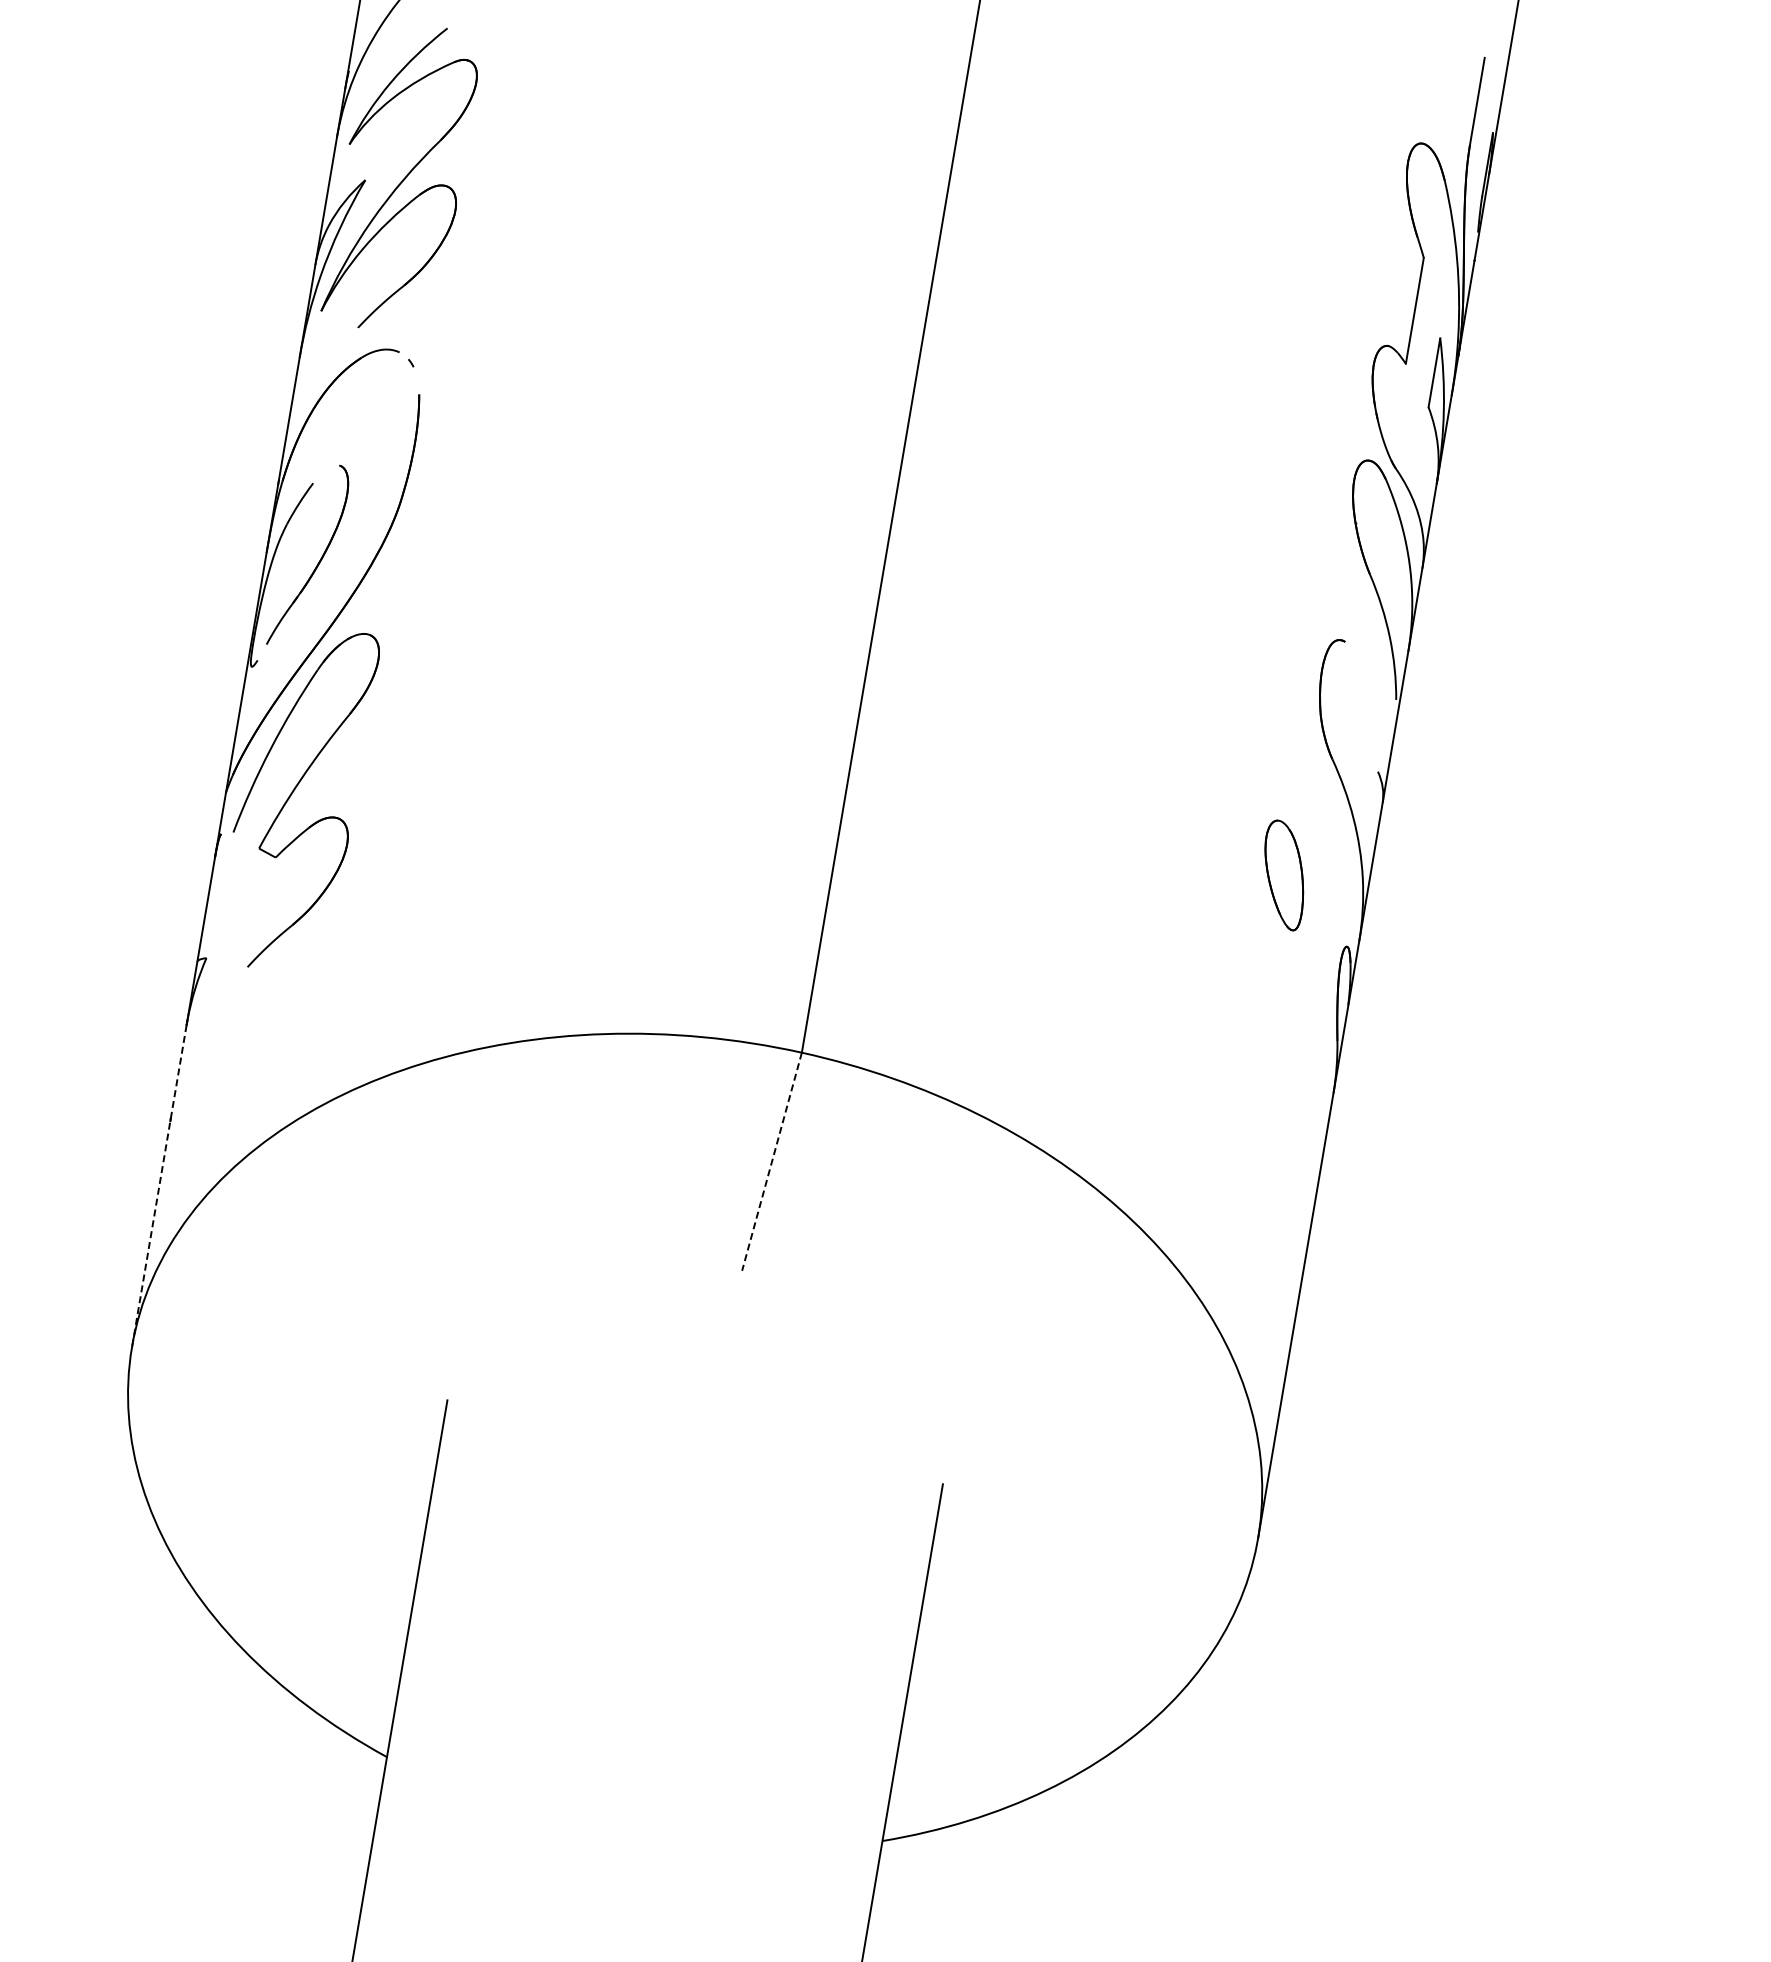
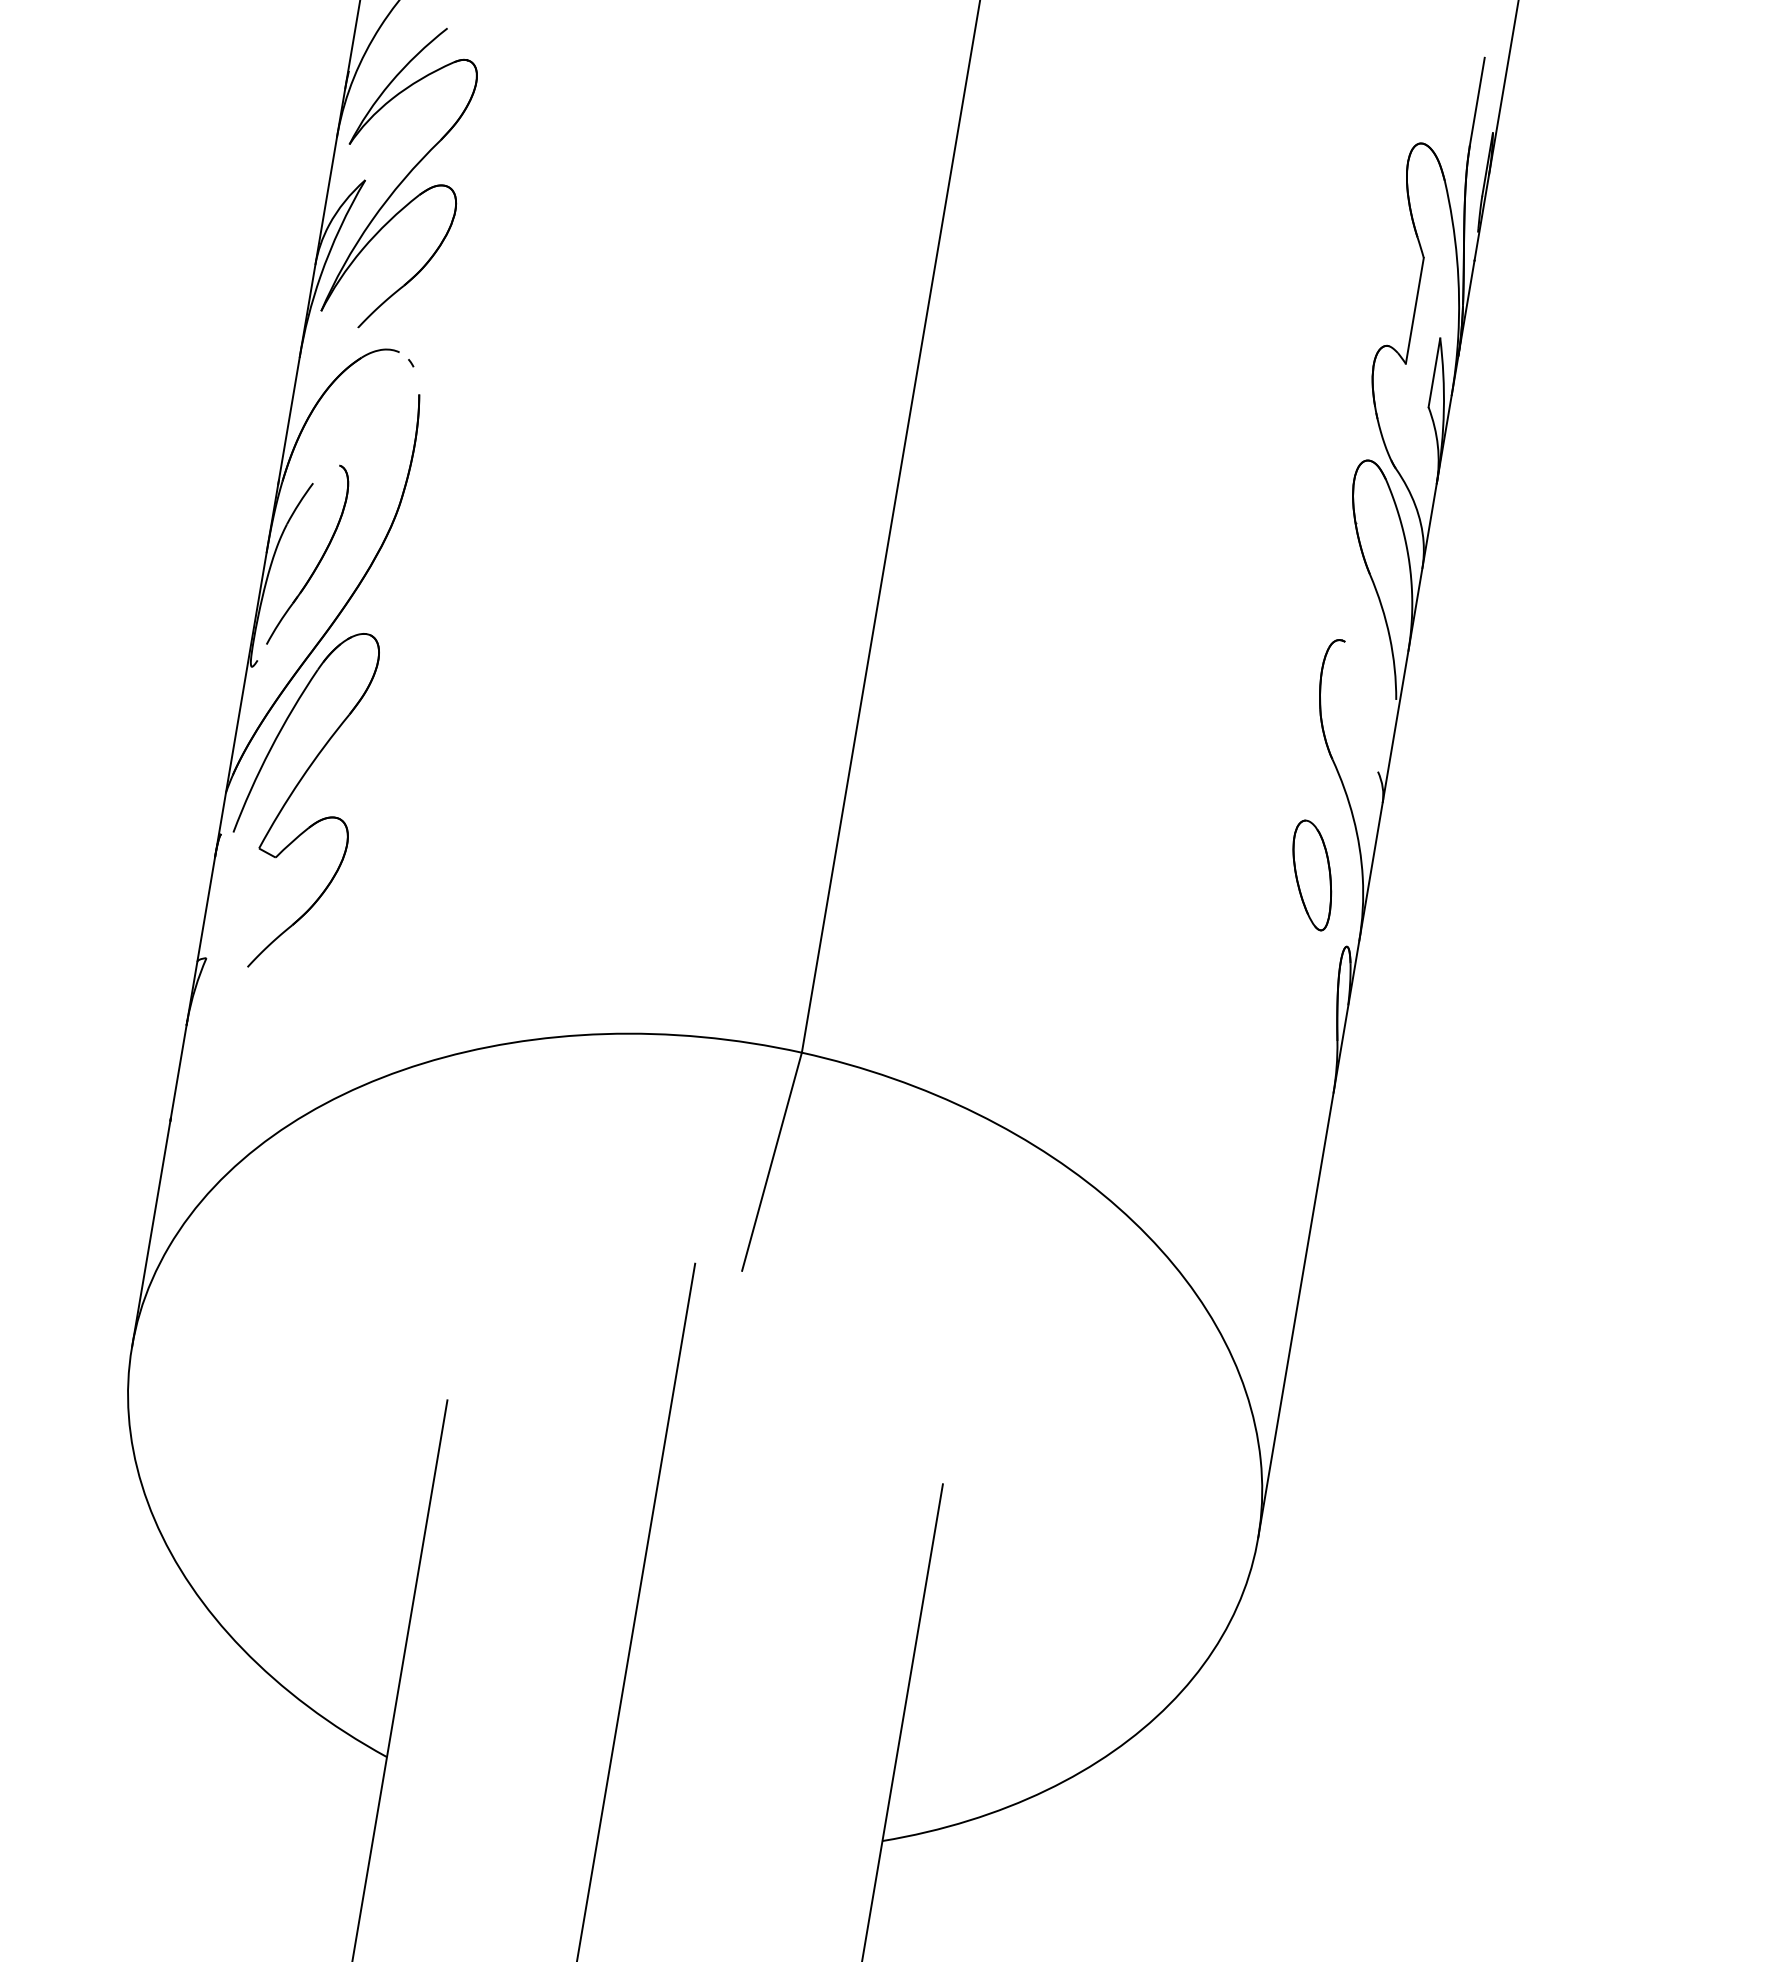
part position: (1284, 875) -> (1312, 875) (1312, 875)
line: dashed -> solid (771, 1162)
line: dashed -> solid (159, 1186)
line: none -> present (636, 1610)
